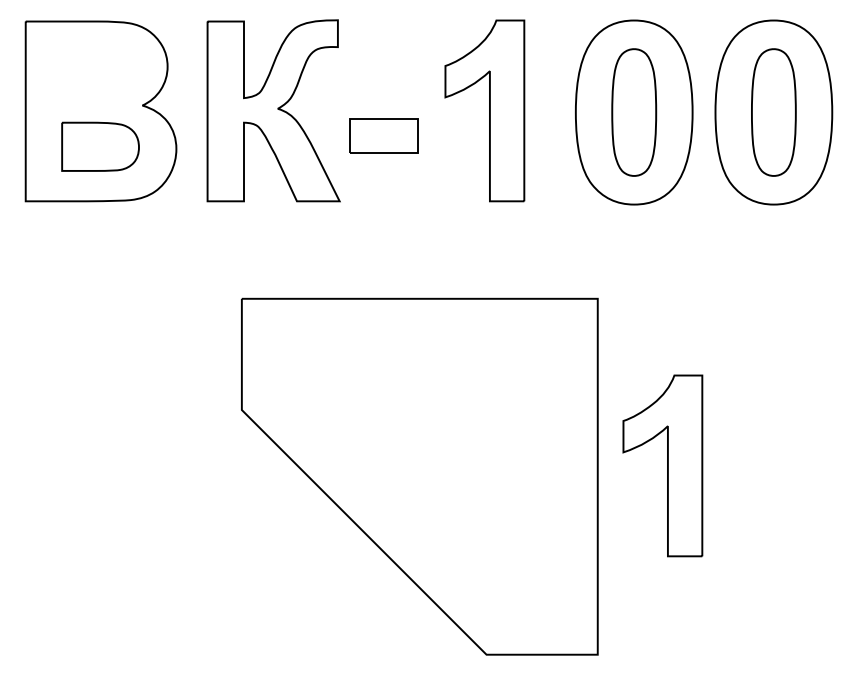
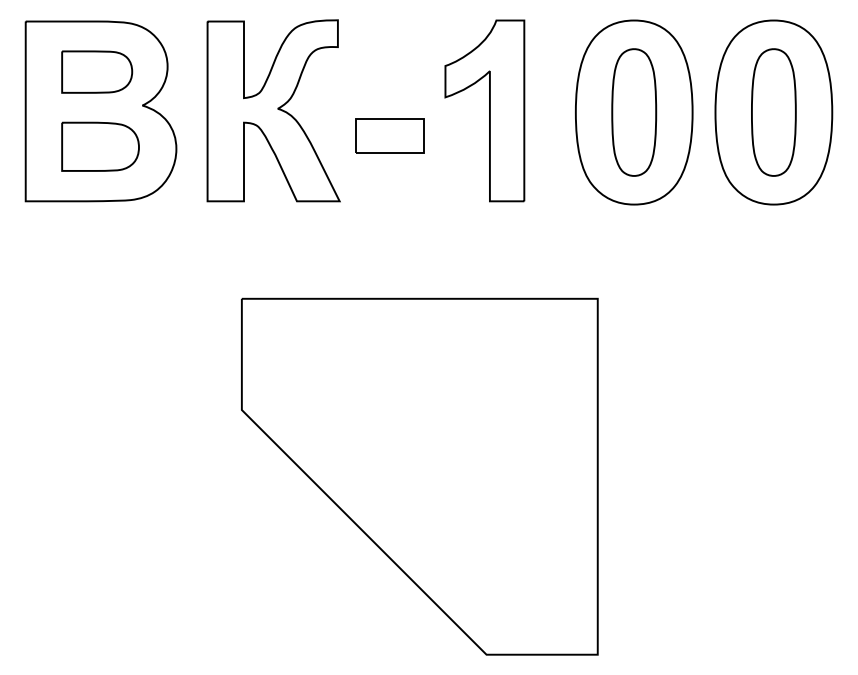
part: none -> present (97, 71)
part position: (383, 135) -> (389, 135) (389, 135)
part: present -> none (662, 465)
